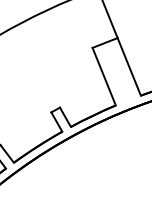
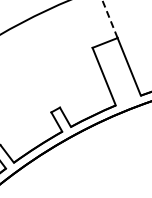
line: solid -> dashed (109, 18)
